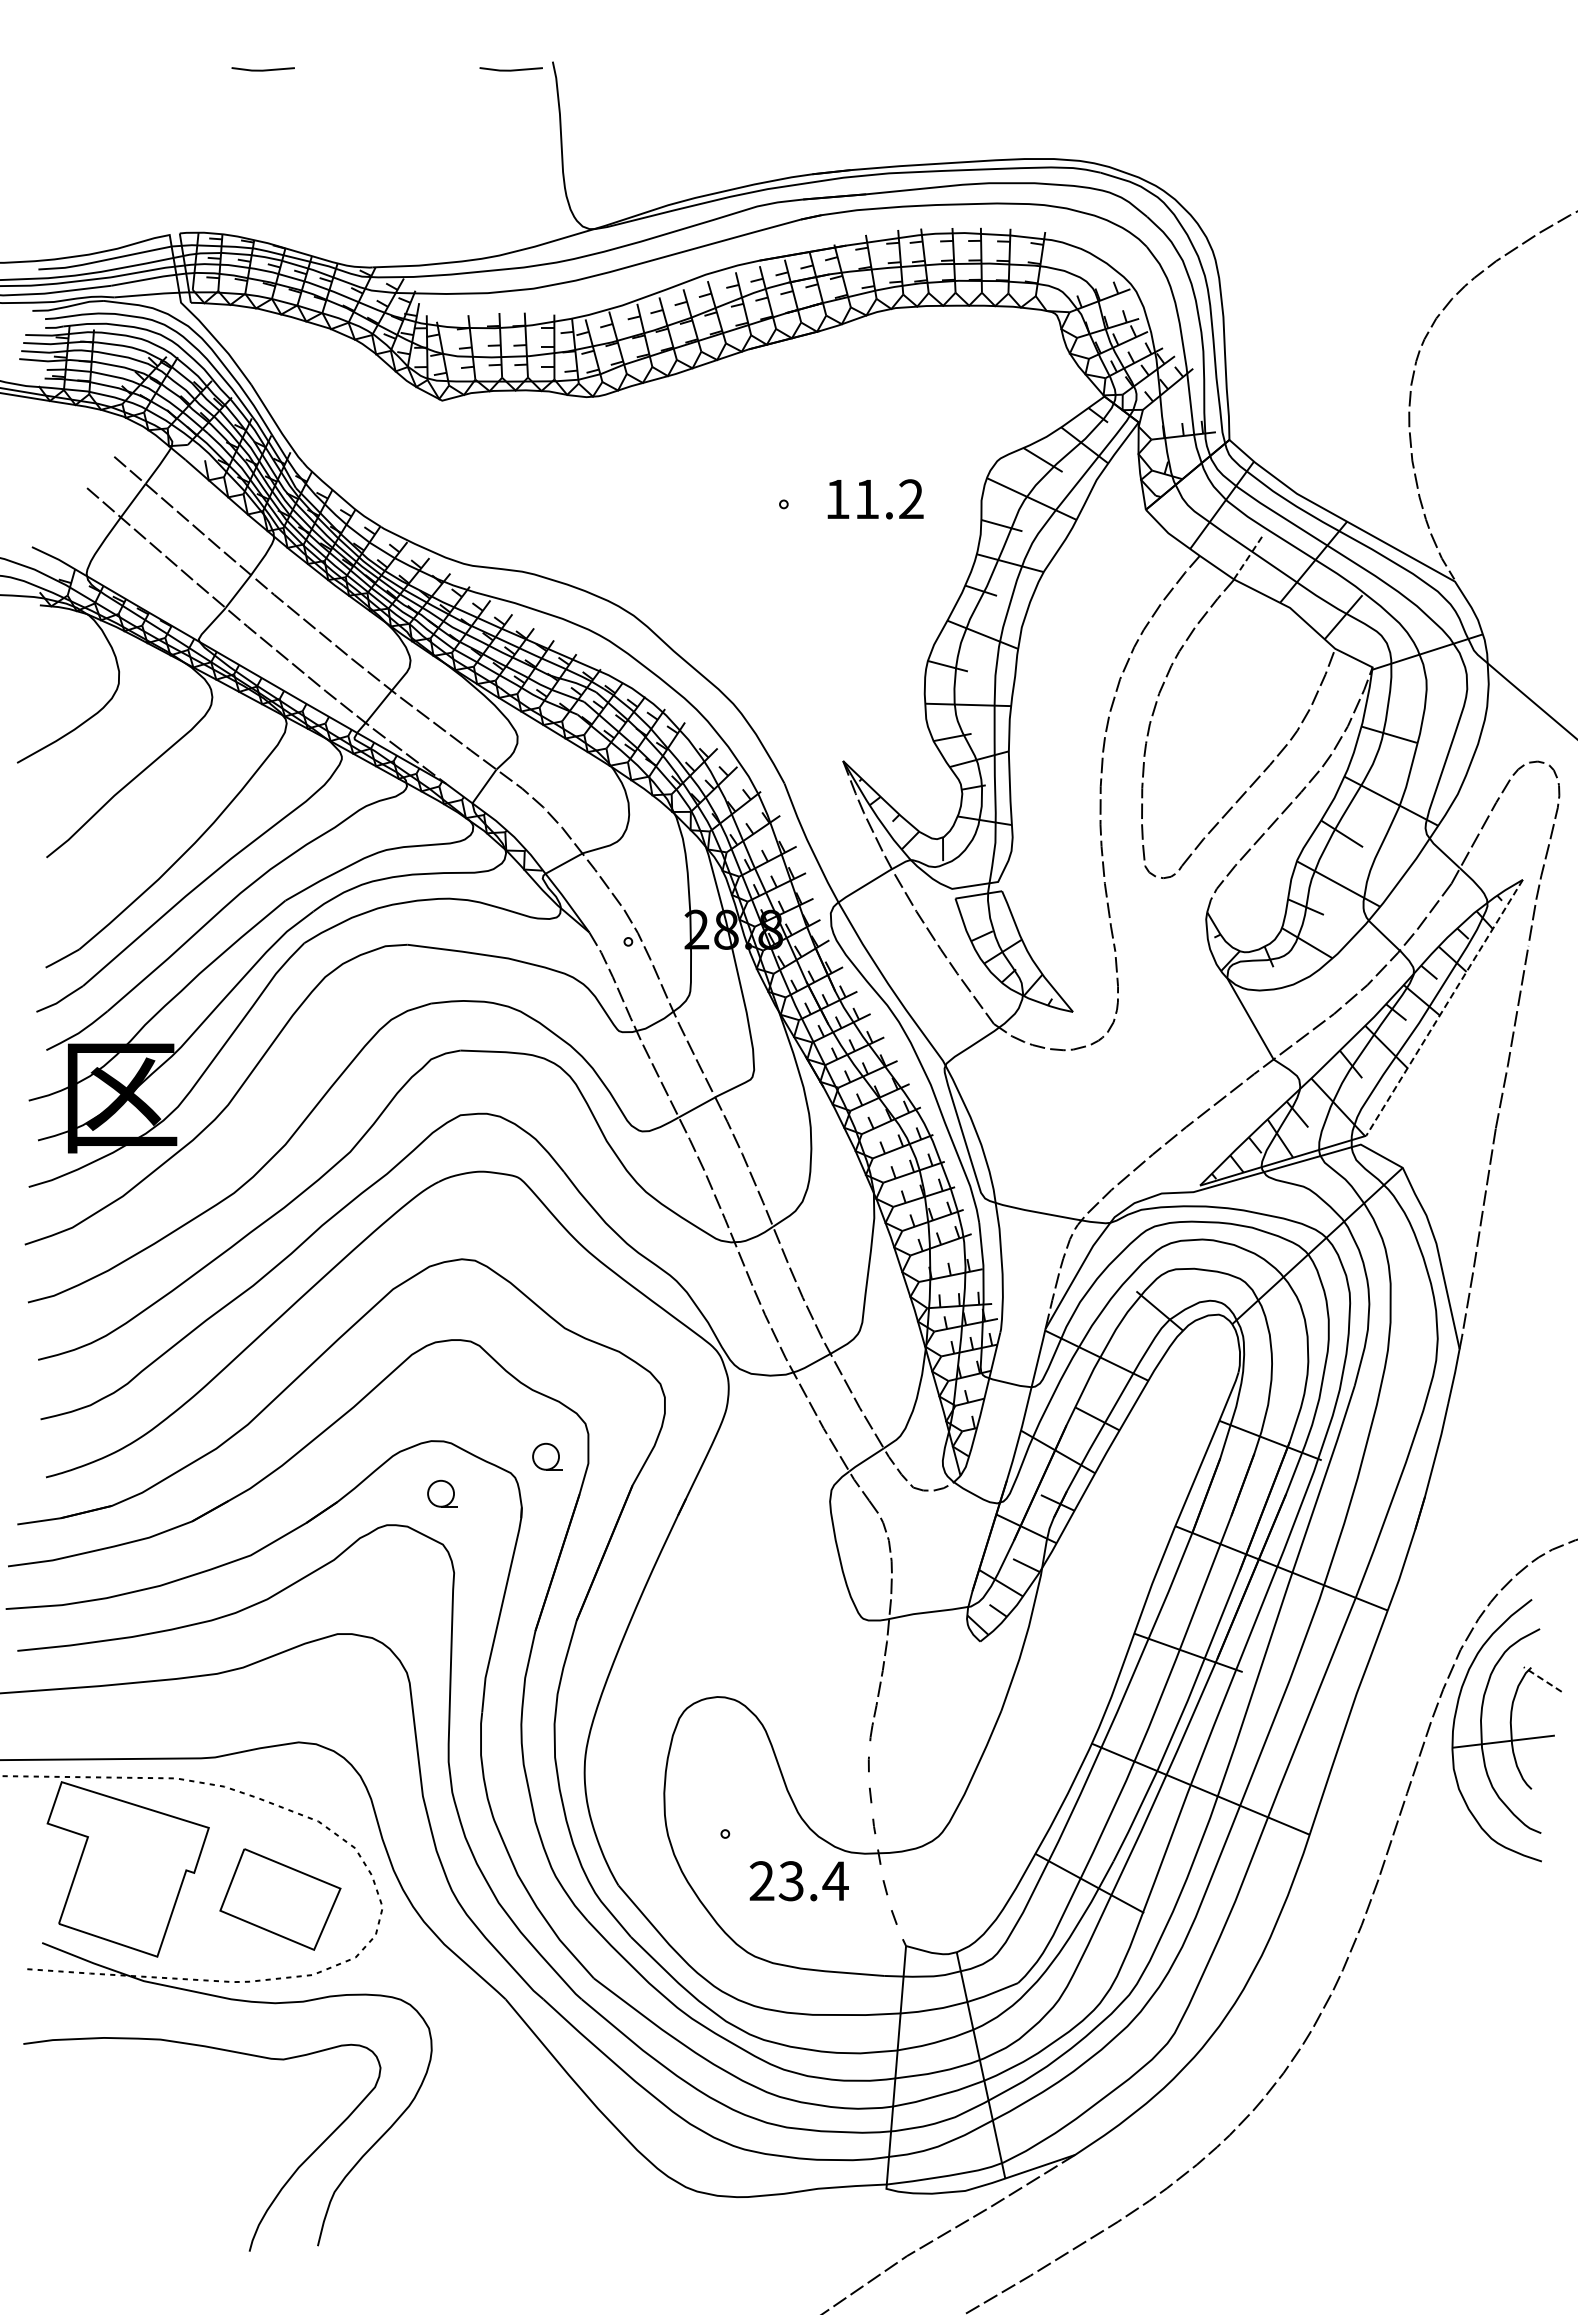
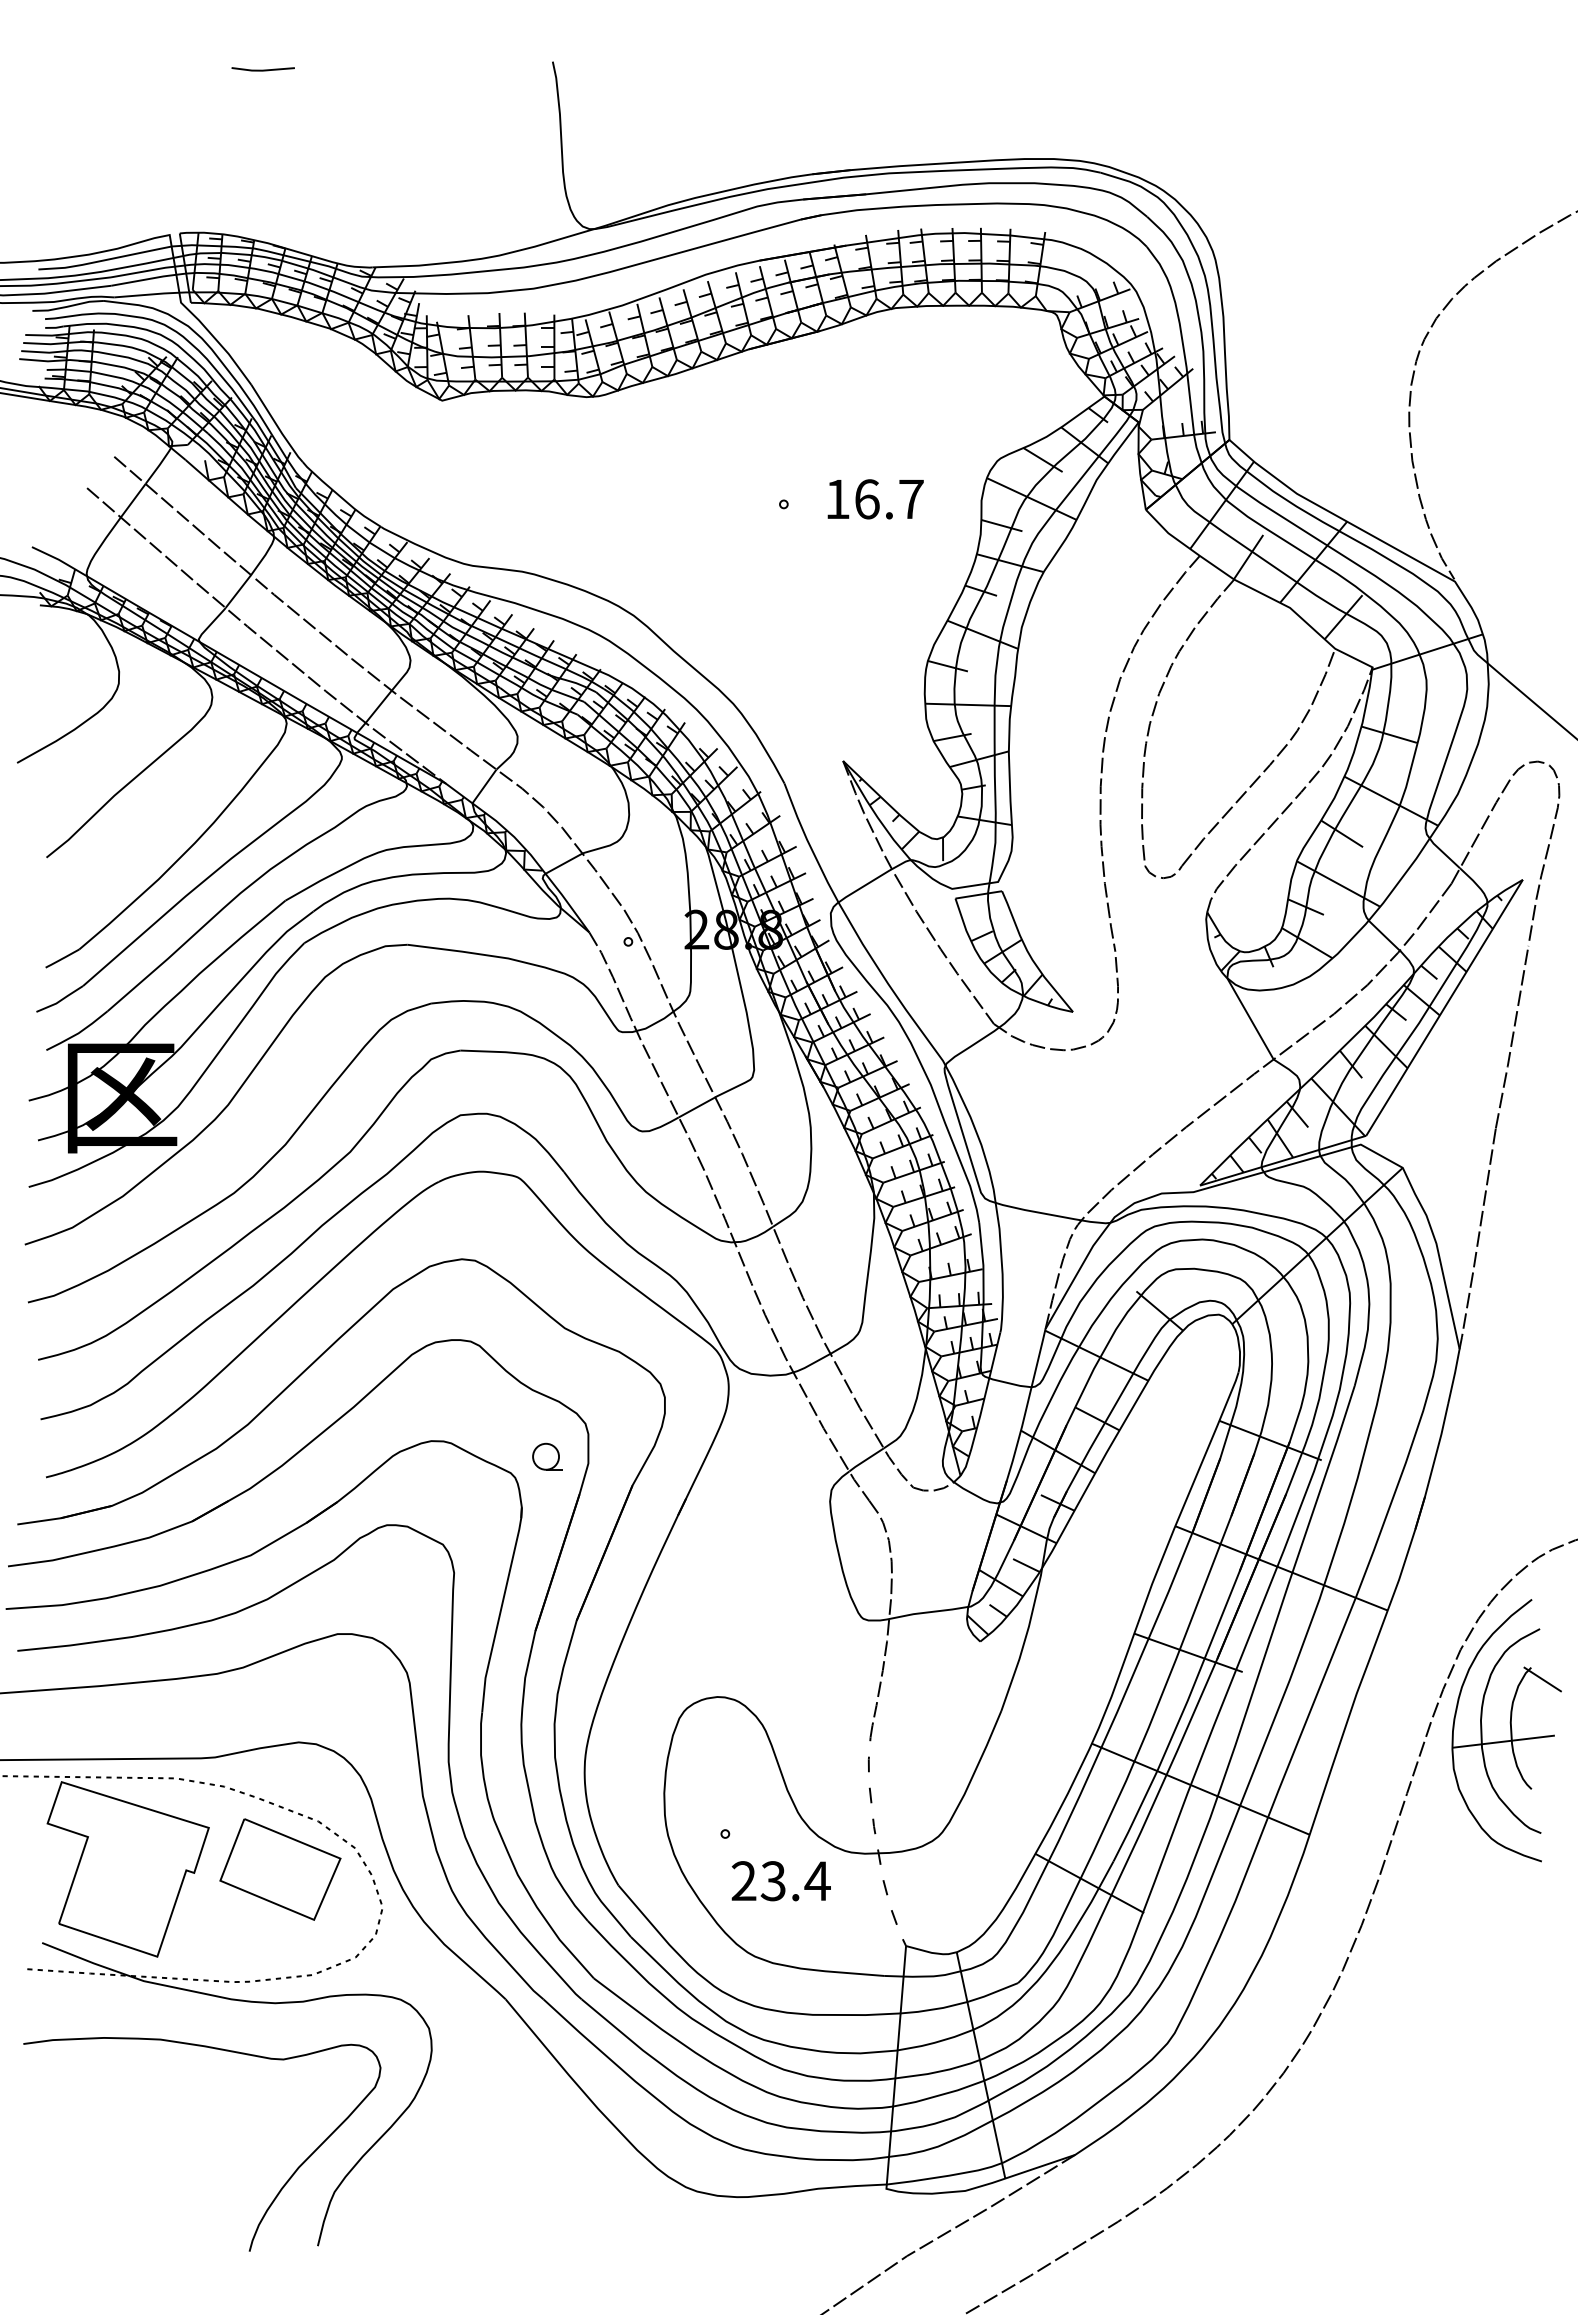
line: present -> none (510, 69)
text: 11.2 -> 16.7 (889, 499)
line: dashed -> solid (1248, 557)
line: dashed -> solid (1444, 1008)
part: present -> none (442, 1493)
line: dashed -> solid (1542, 1679)
text position: (798, 1881) -> (780, 1881) (780, 1881)
part position: (280, 1899) -> (280, 1869) (280, 1869)
